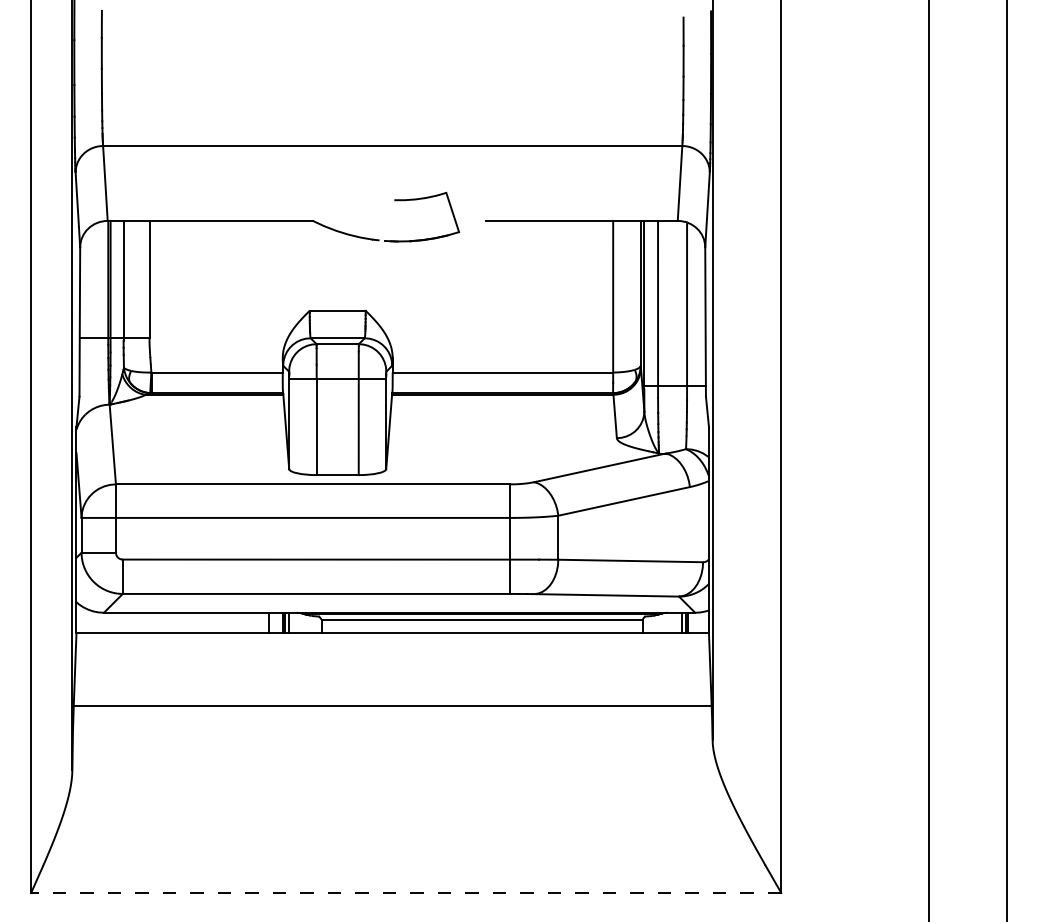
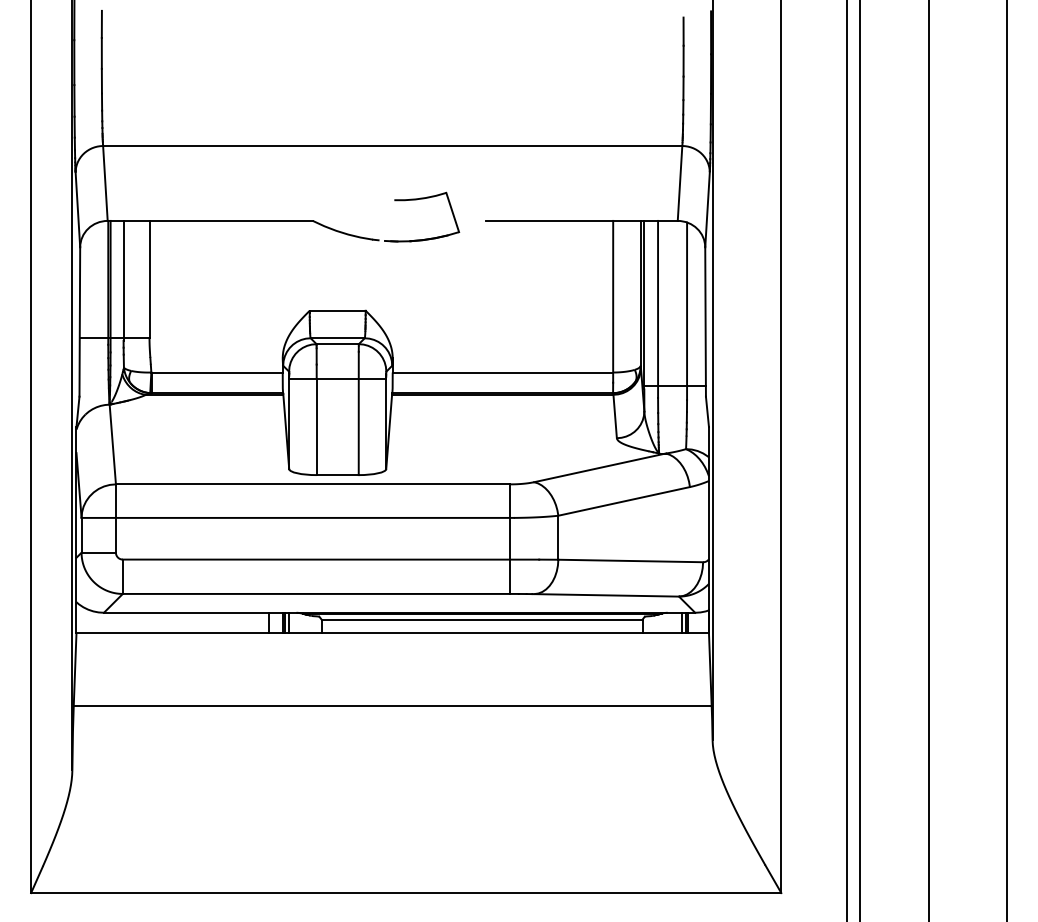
line: none -> present (846, 460)
line: none -> present (859, 460)
line: dashed -> solid (405, 893)
